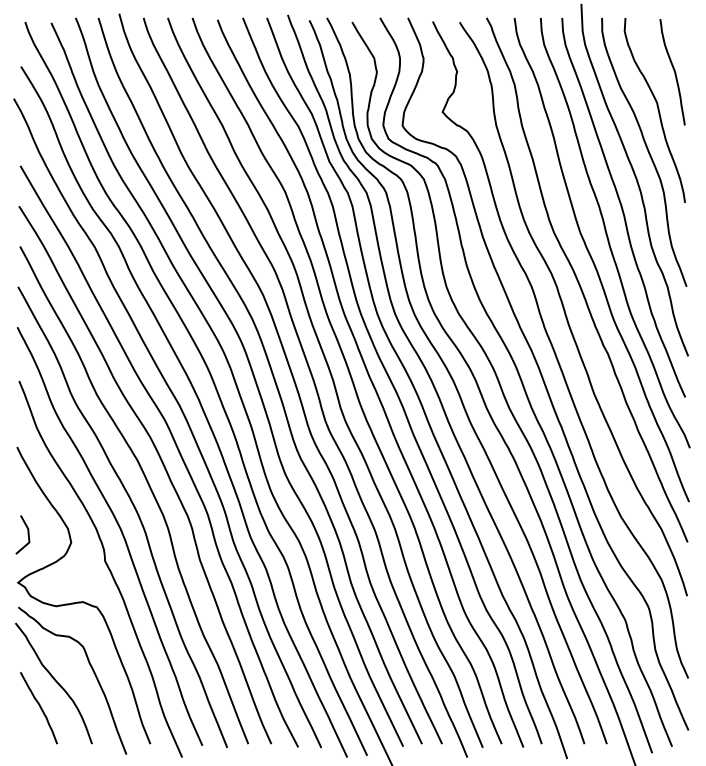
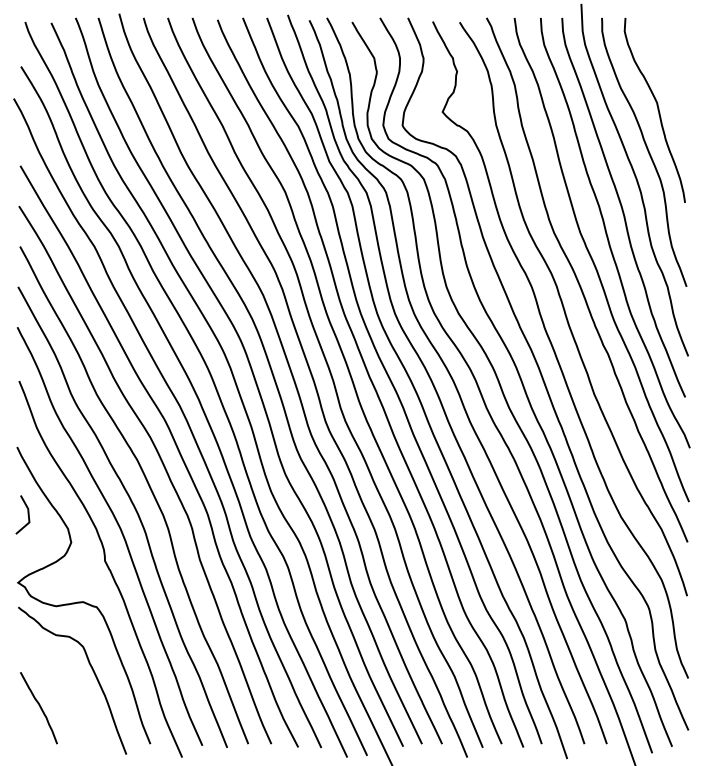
curve: present -> none (674, 72)
line position: (27, 534) -> (27, 514) (27, 514)
curve: present -> none (55, 681)
